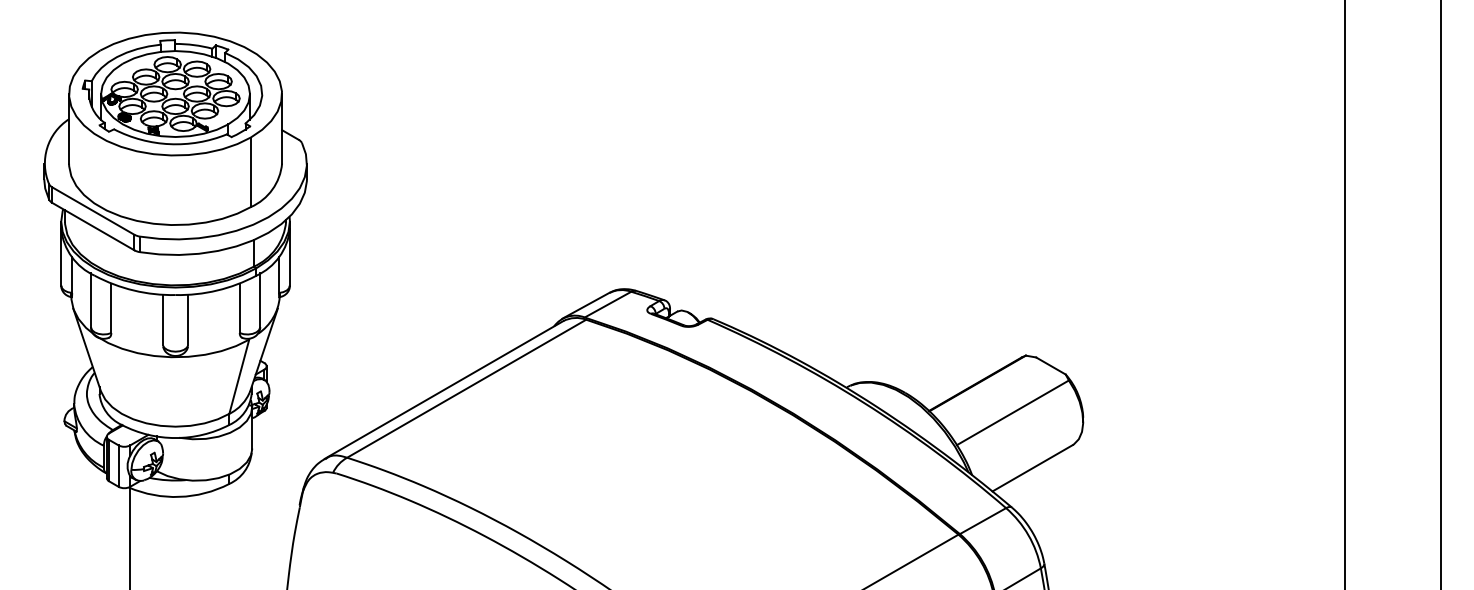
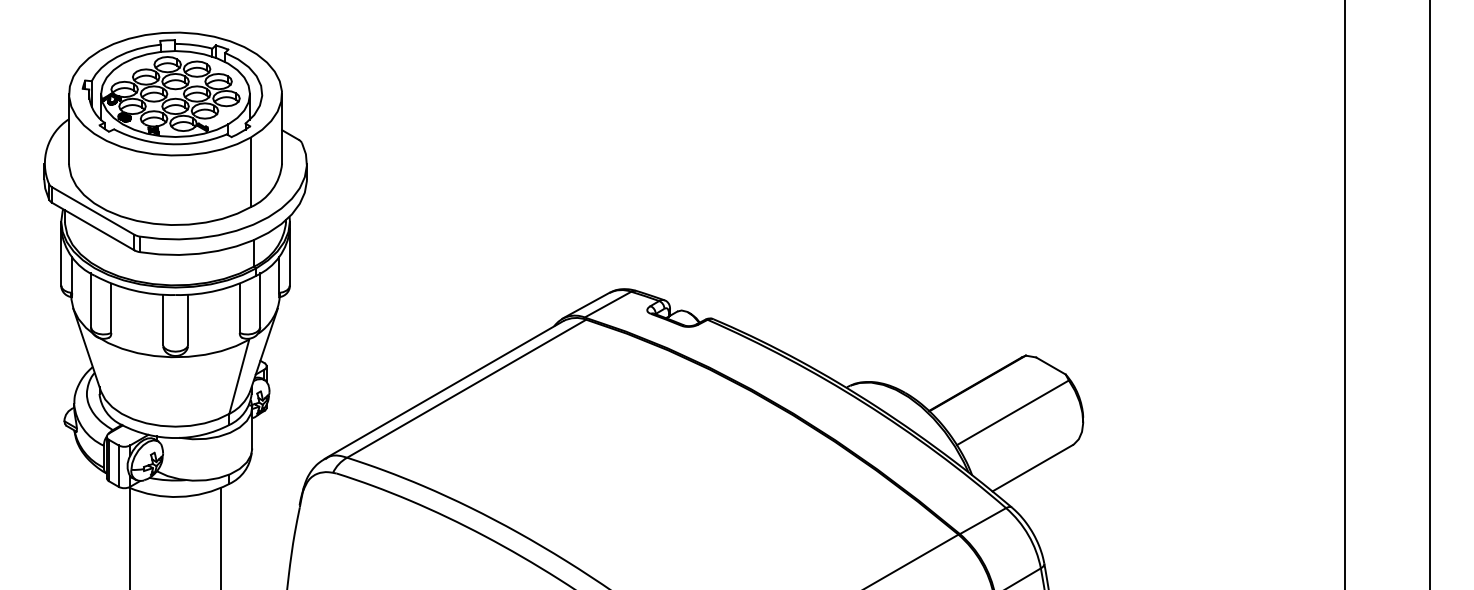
line position: (1440, 294) -> (1429, 294) (1429, 294)
line: none -> present (220, 537)
